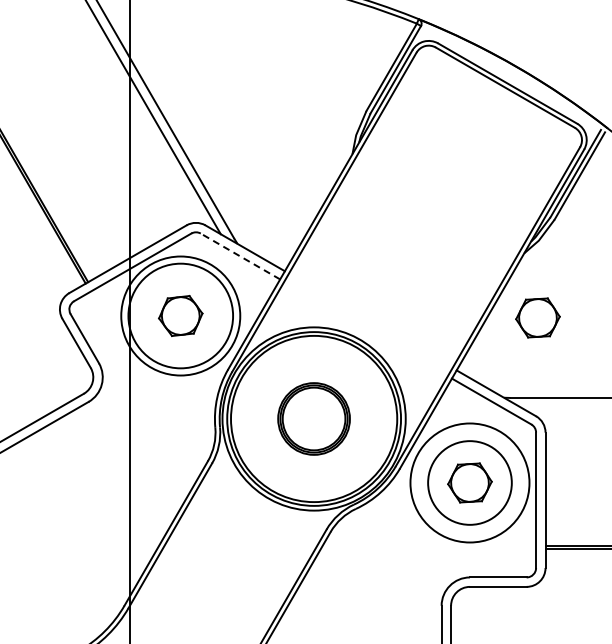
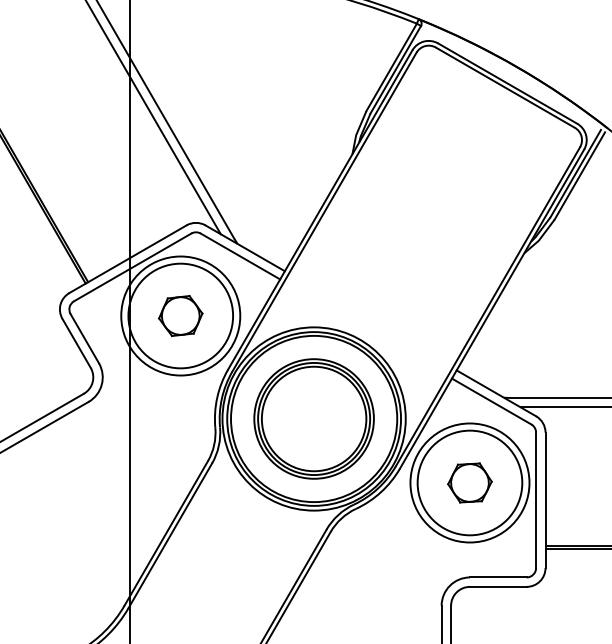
line: dashed -> solid (240, 256)
part: present -> none (537, 317)
line: none -> present (564, 407)
part size: 74x74 px -> 122x122 px (313, 418)
circle diameter: 84 px -> 105 px (469, 482)
